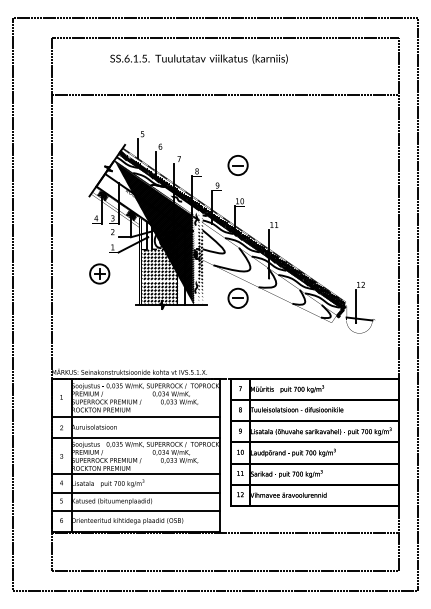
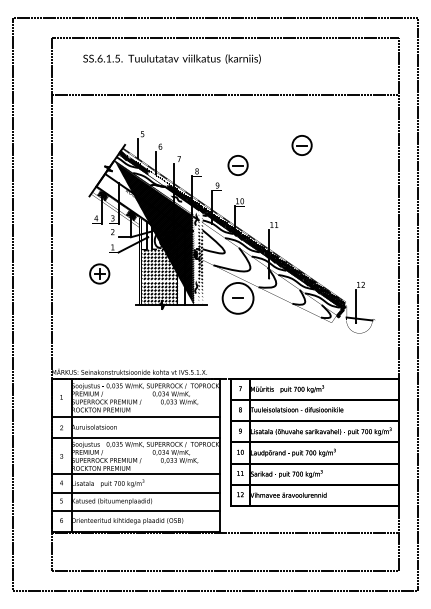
text position: (198, 58) -> (171, 58) (171, 58)
part: none -> present (301, 145)
hatch: present -> none (157, 179)
circle diameter: 19 px -> 31 px (237, 297)
